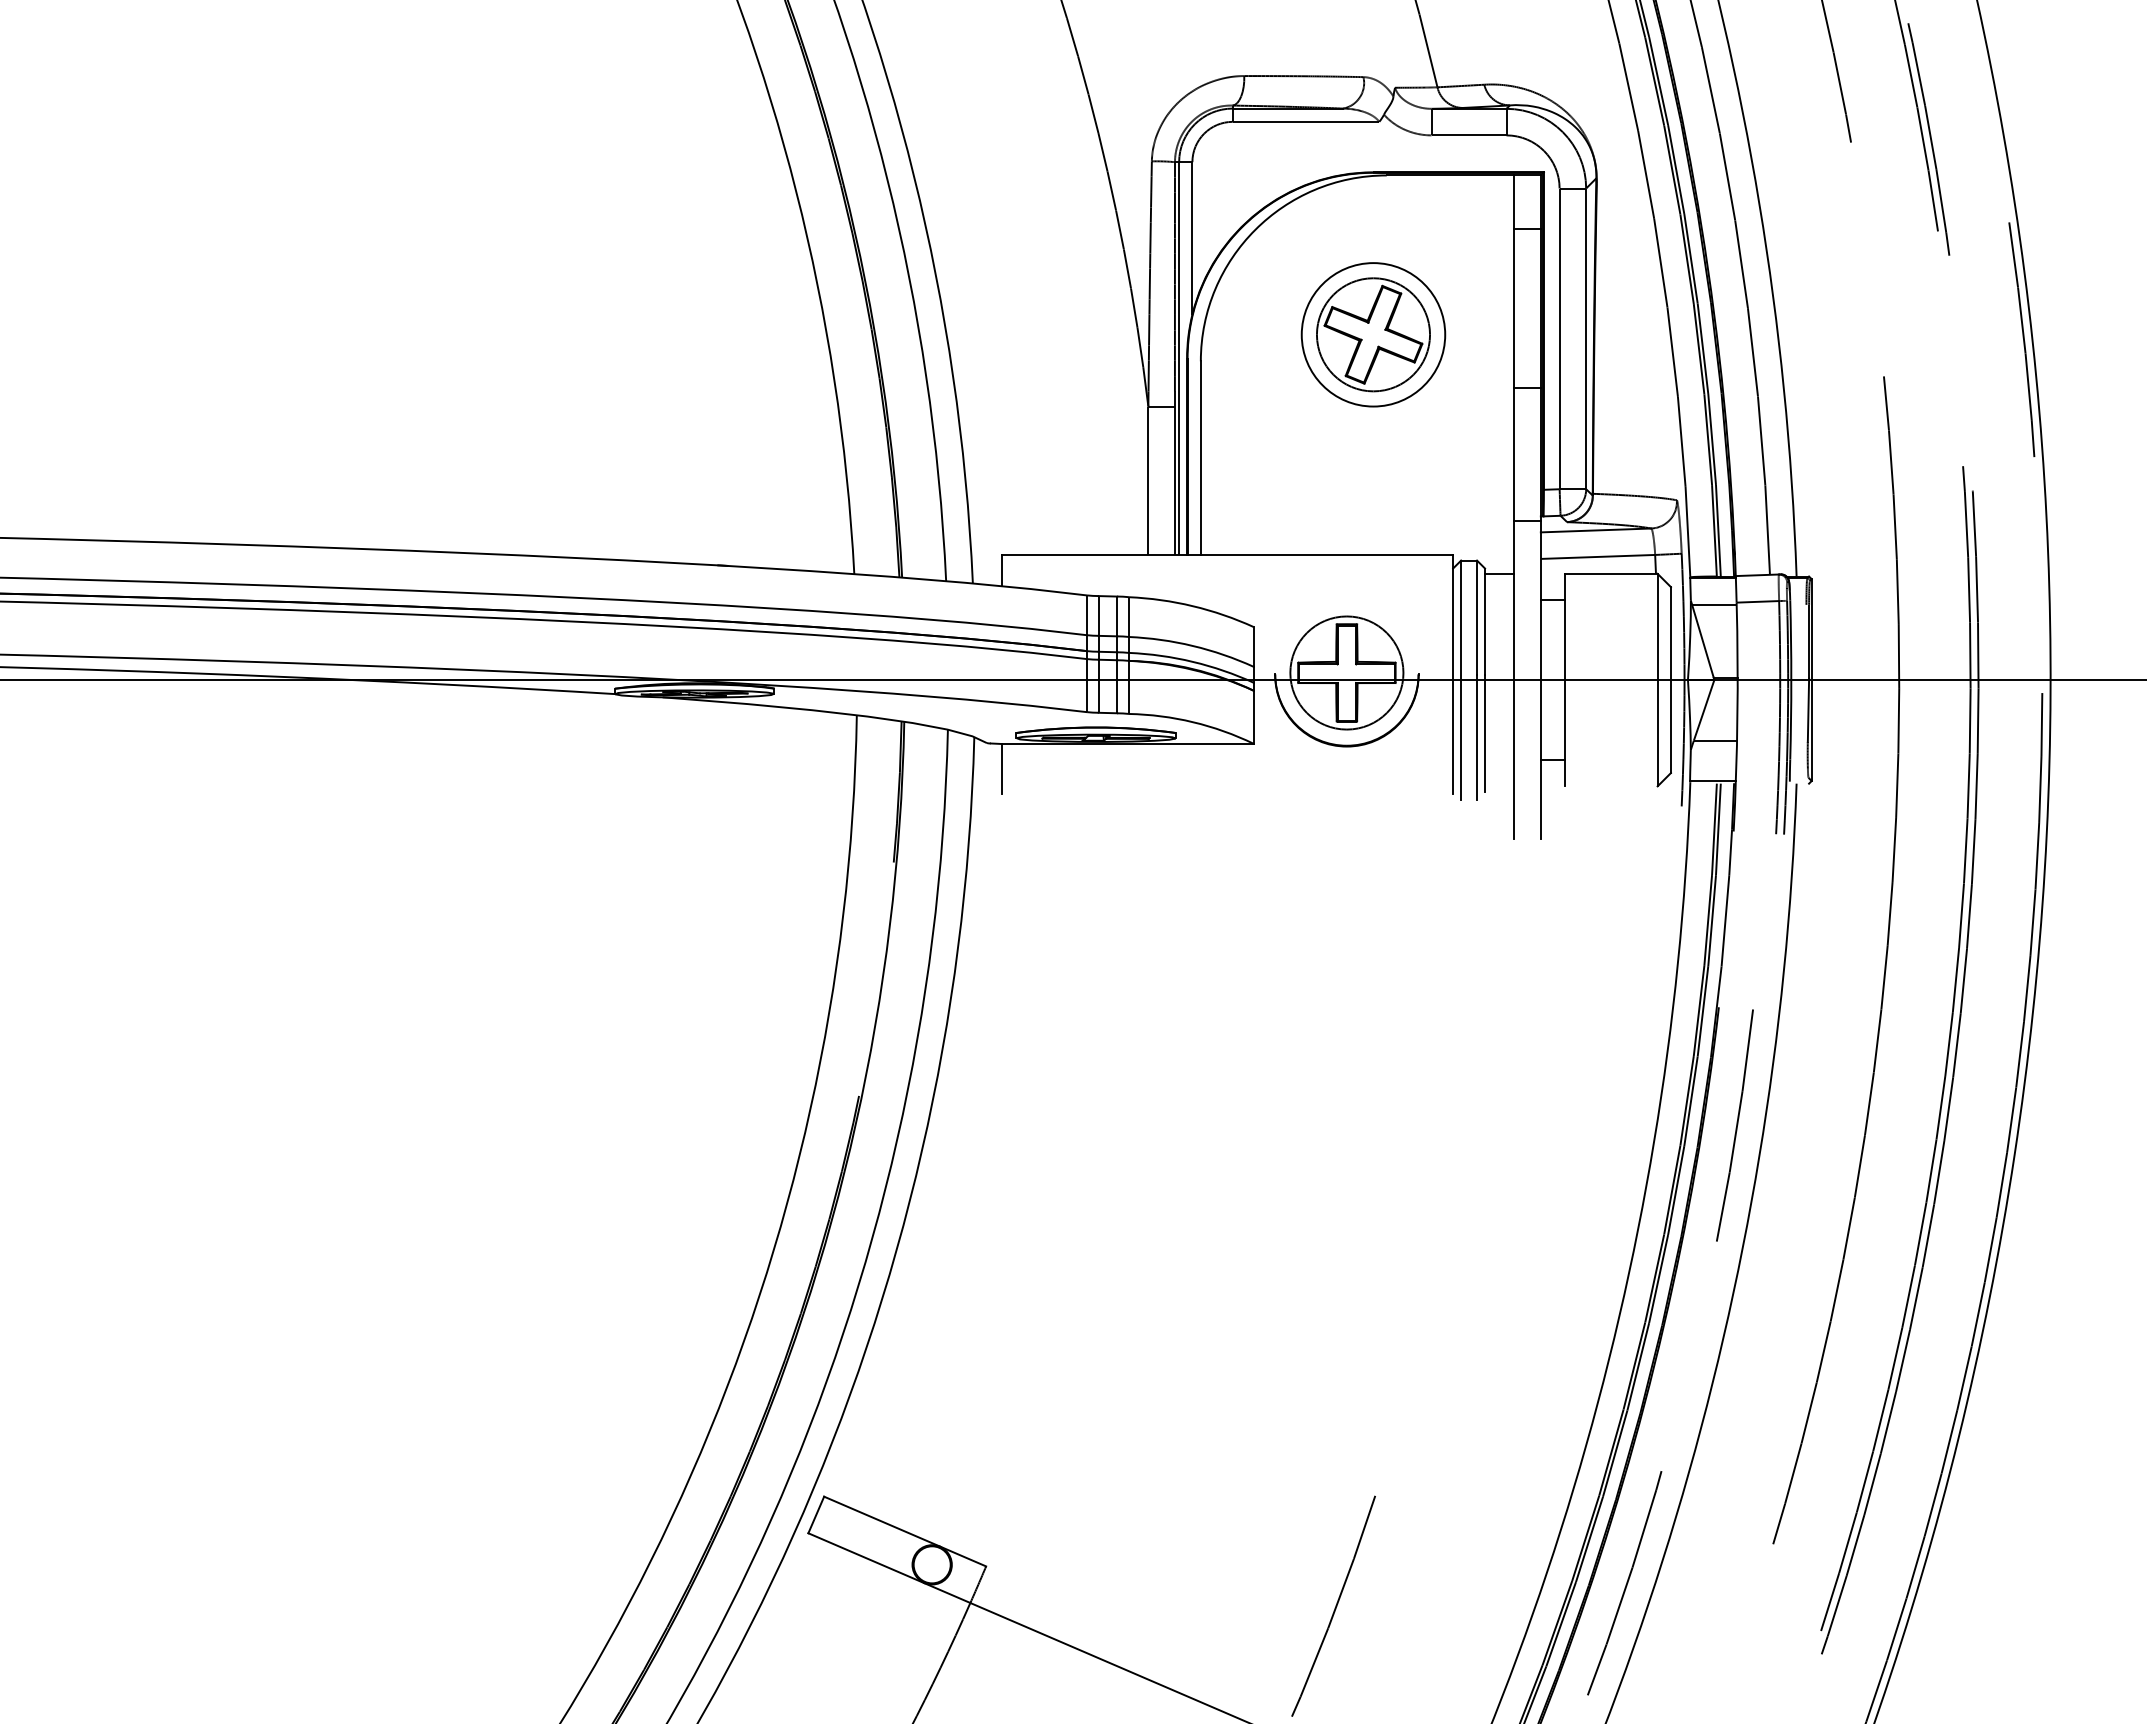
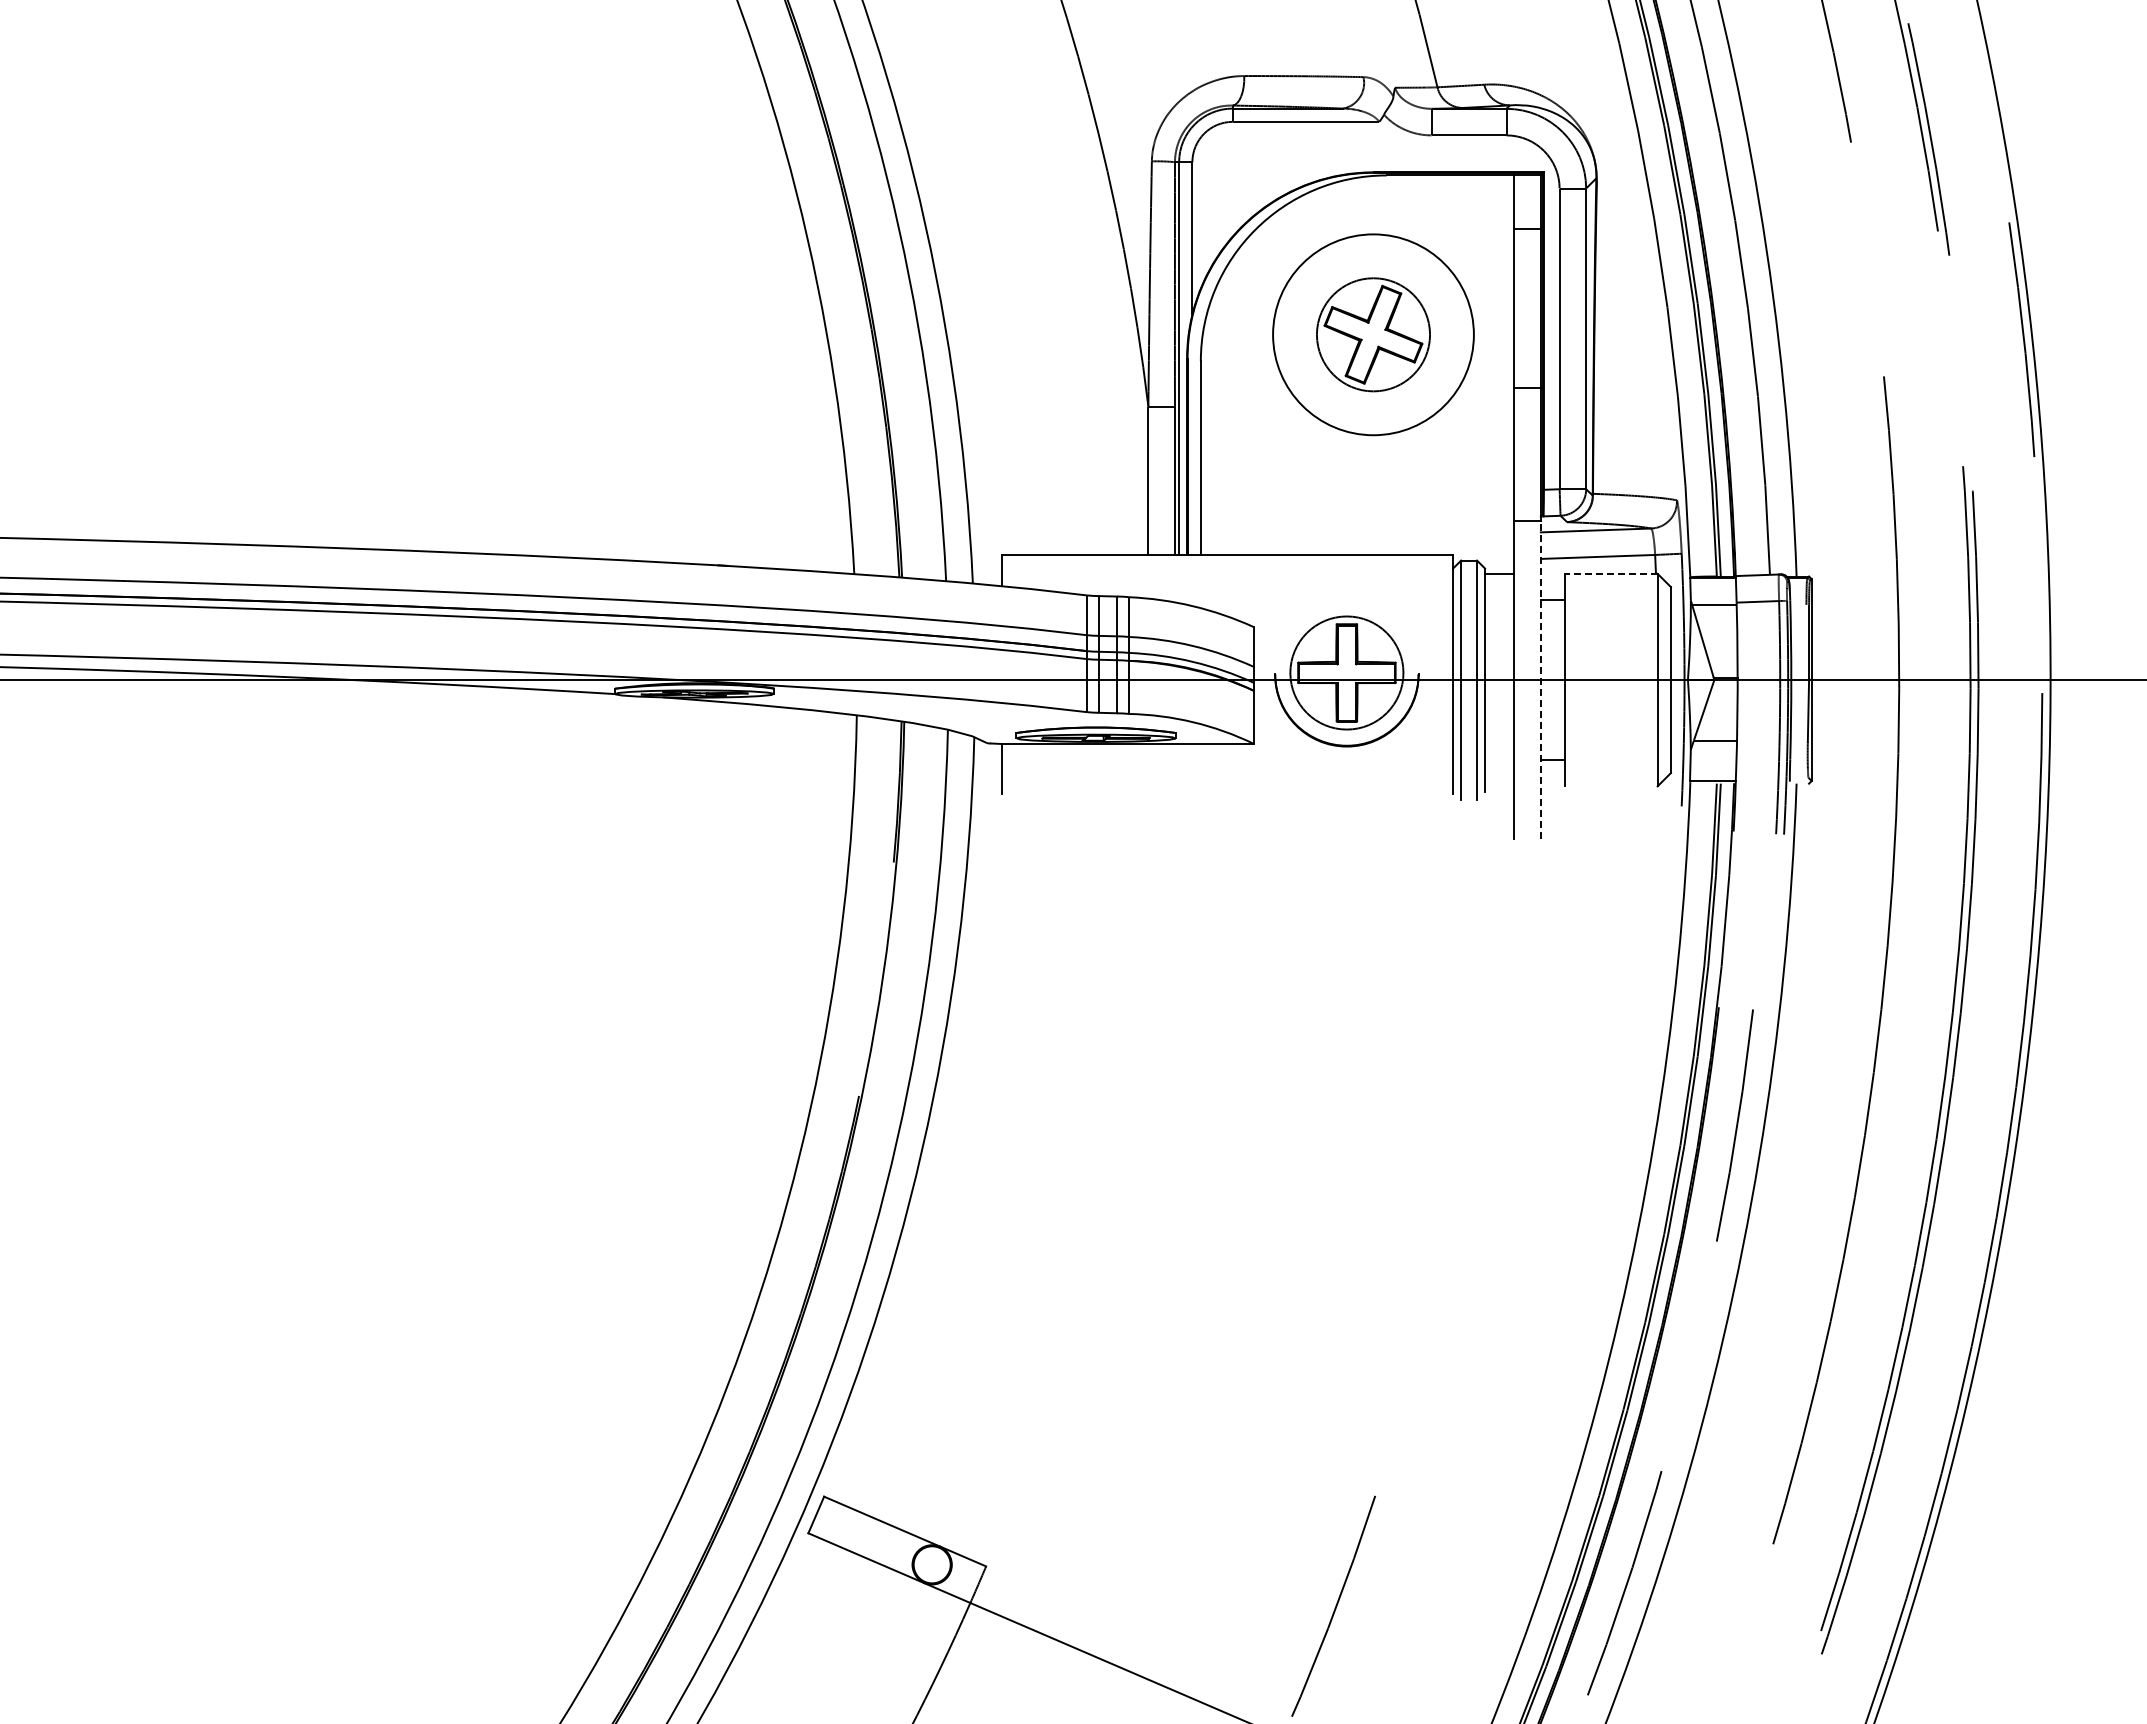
circle diameter: 143 px -> 201 px (1373, 334)
line: solid -> dashed (1610, 573)
line: solid -> dashed (1540, 679)
